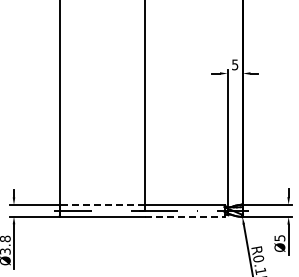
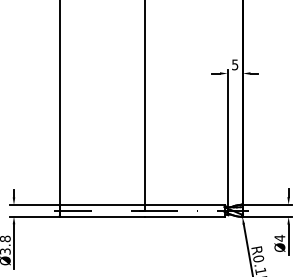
line: dashed -> solid (102, 205)
line: dashed -> solid (184, 216)
text: Ø5 -> Ø4 (279, 237)
